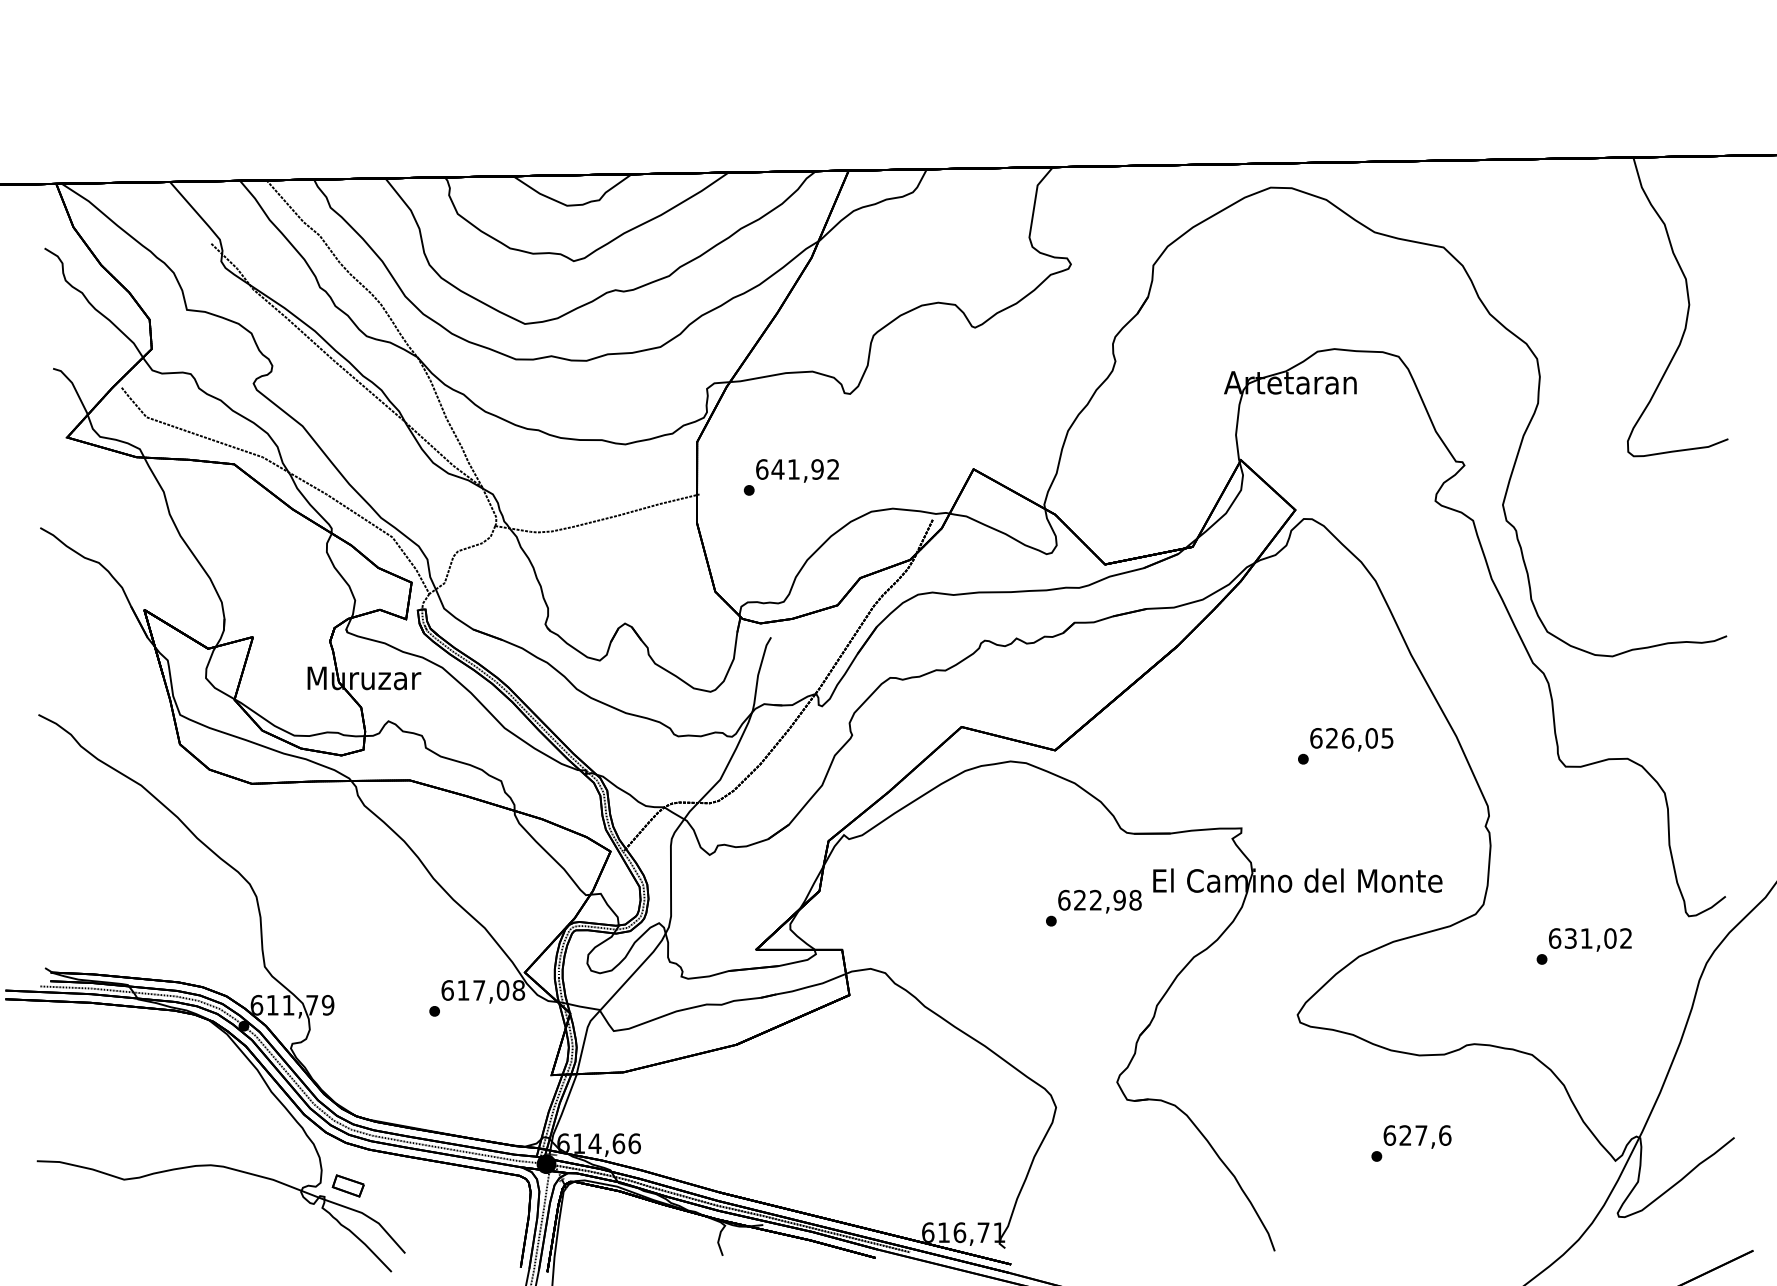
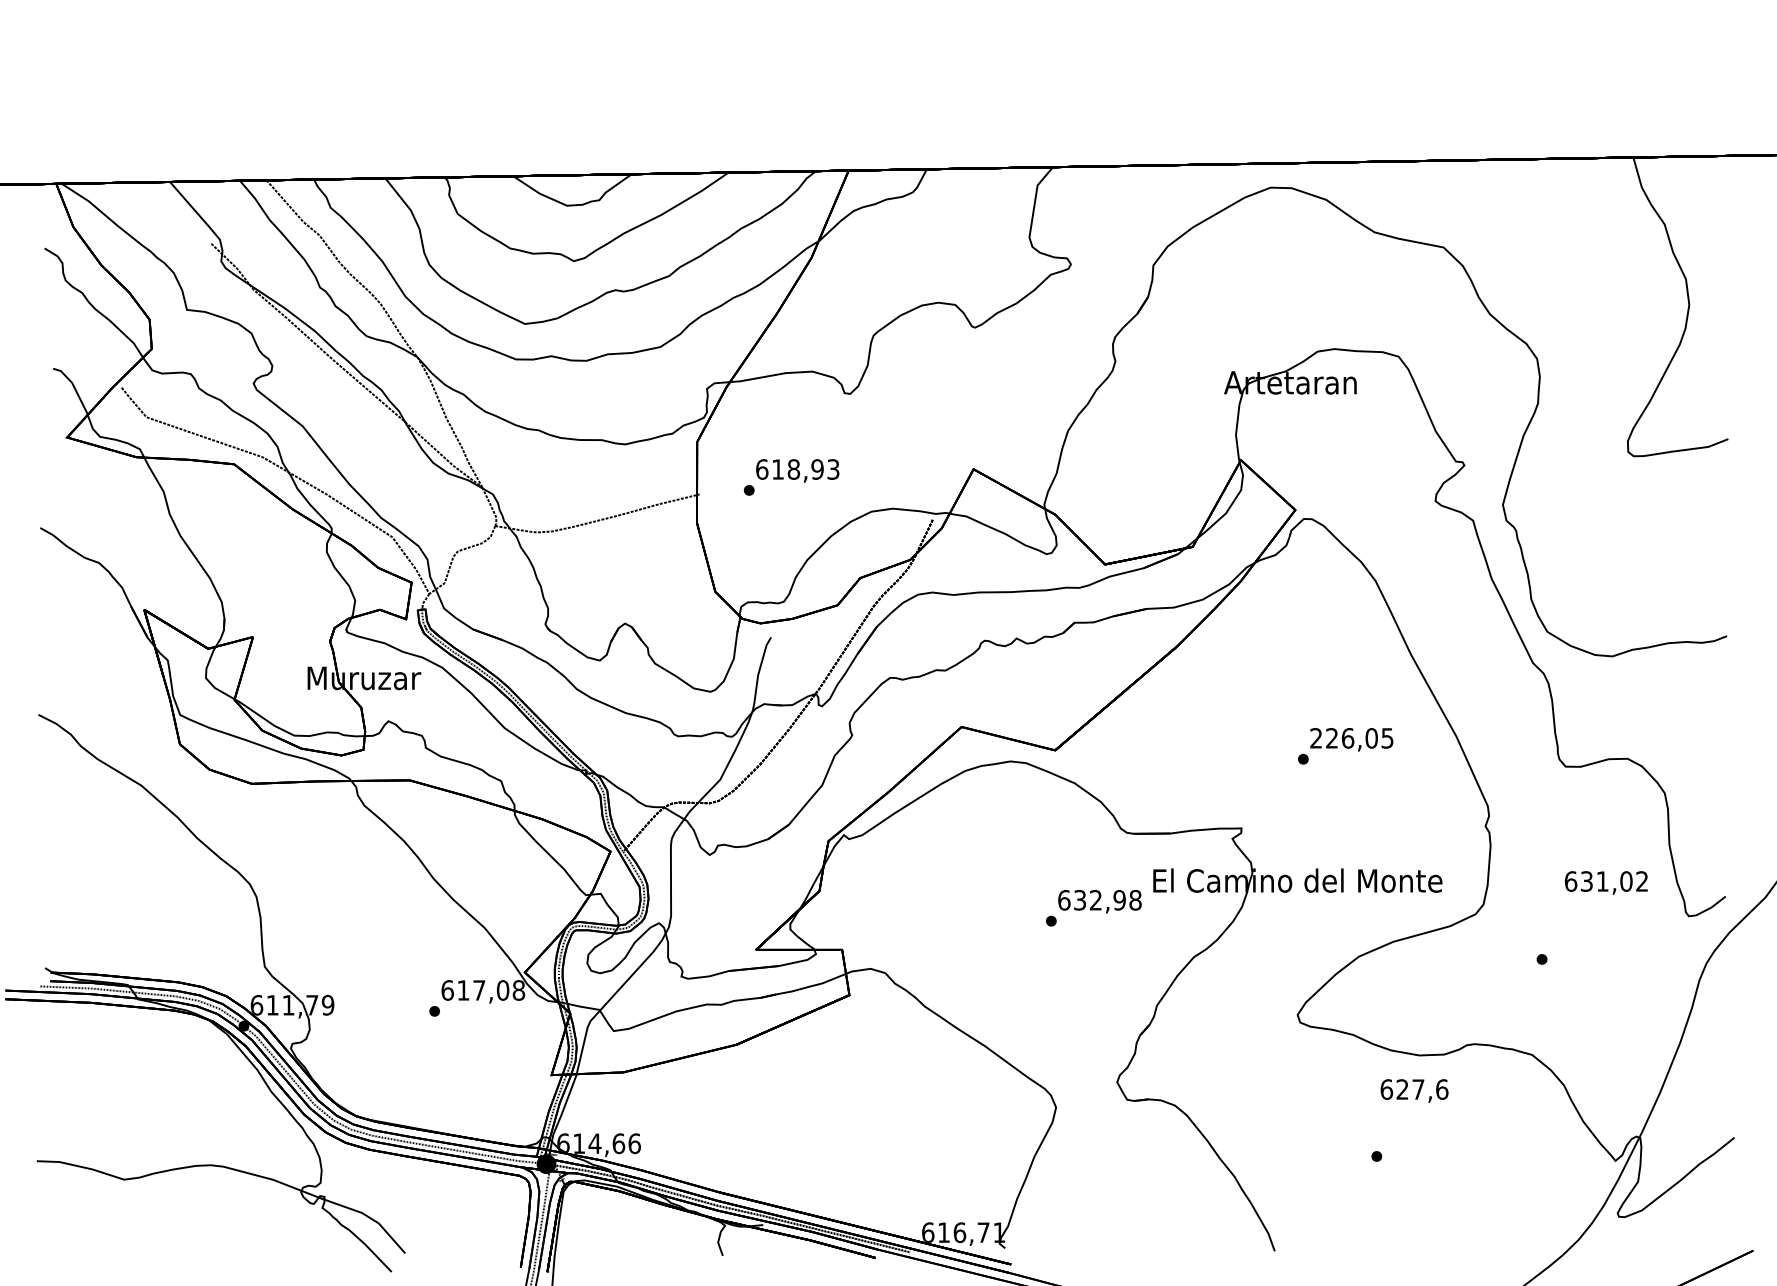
text: 641,92 -> 618,93 (805, 469)
text: 626,05 -> 226,05 (1316, 738)
text: 622,98 -> 632,98 (1080, 900)
text position: (1590, 939) -> (1606, 882) (1606, 882)
text position: (1417, 1136) -> (1414, 1090) (1414, 1090)
part: present -> none (347, 1185)
